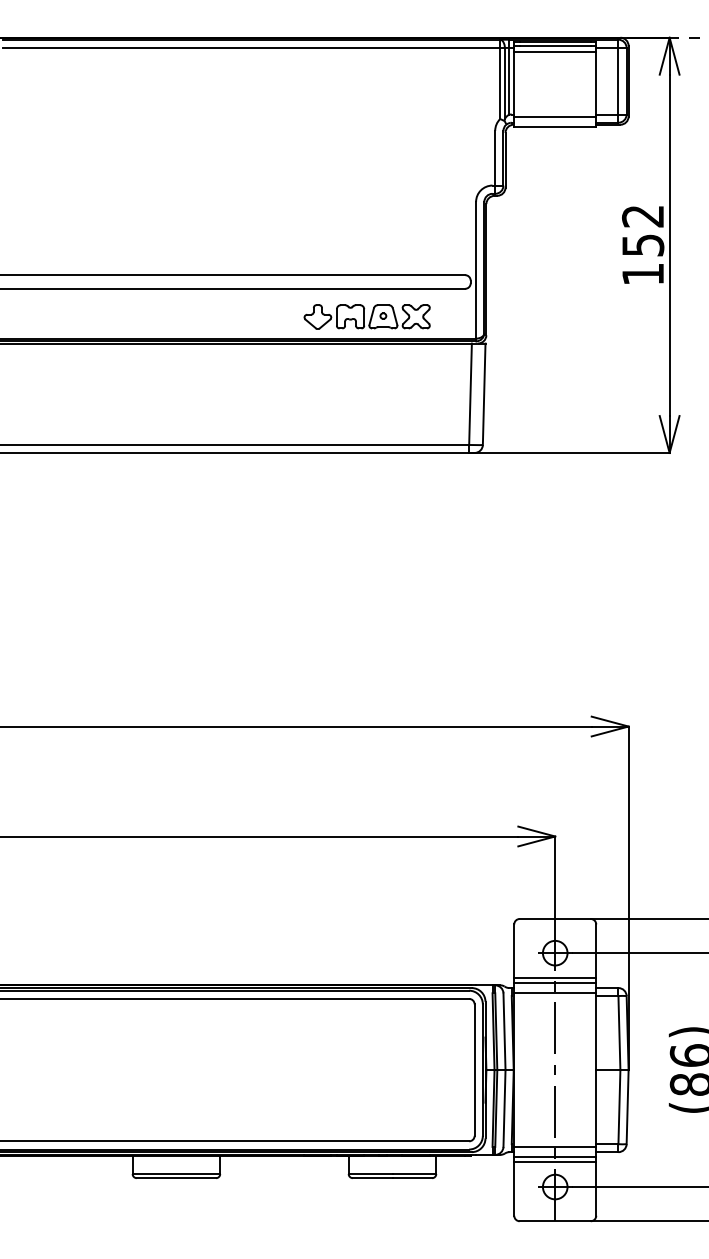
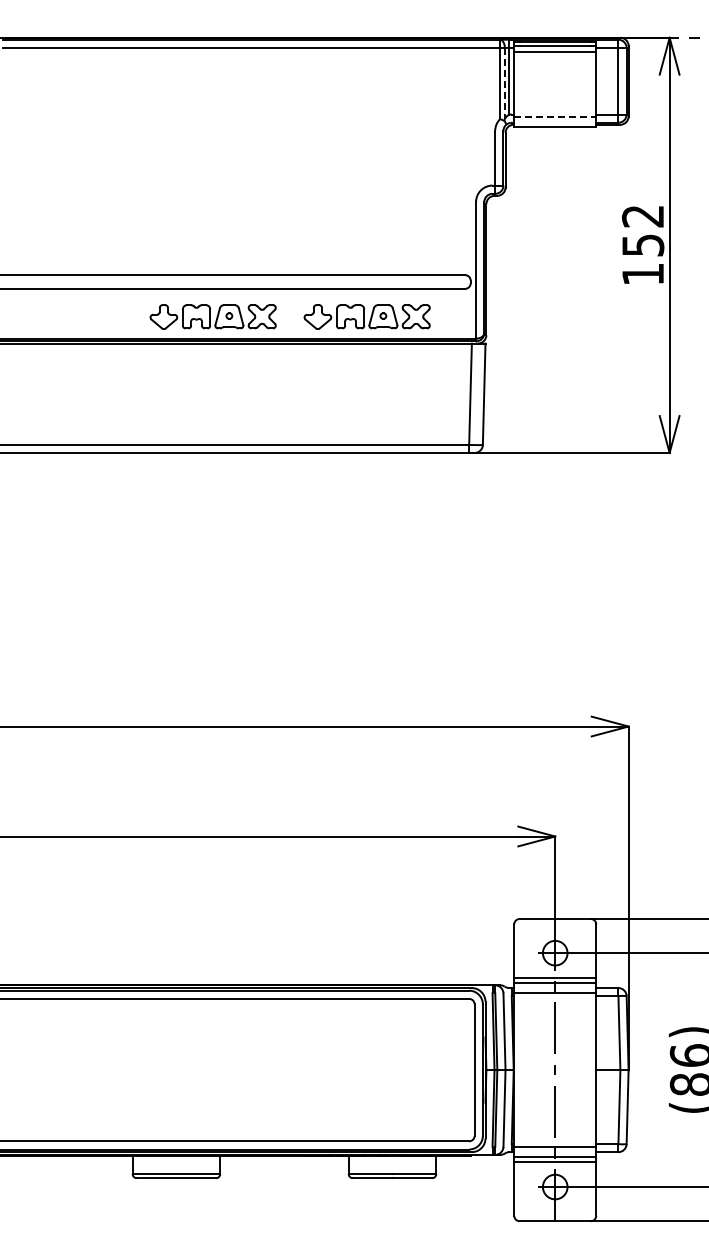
line: solid -> dashed (504, 83)
line: solid -> dashed (555, 117)
part: none -> present (212, 316)
